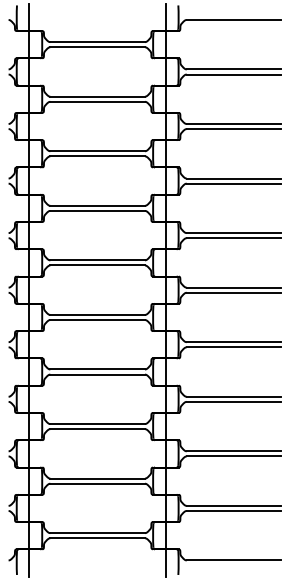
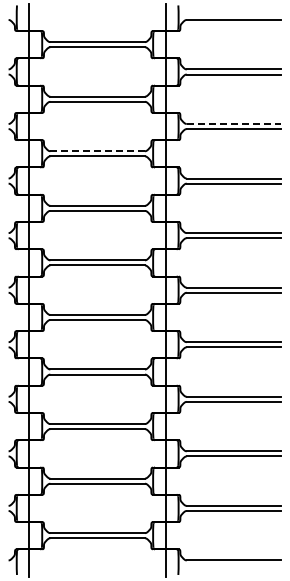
line: solid -> dashed (234, 123)
line: solid -> dashed (98, 151)
